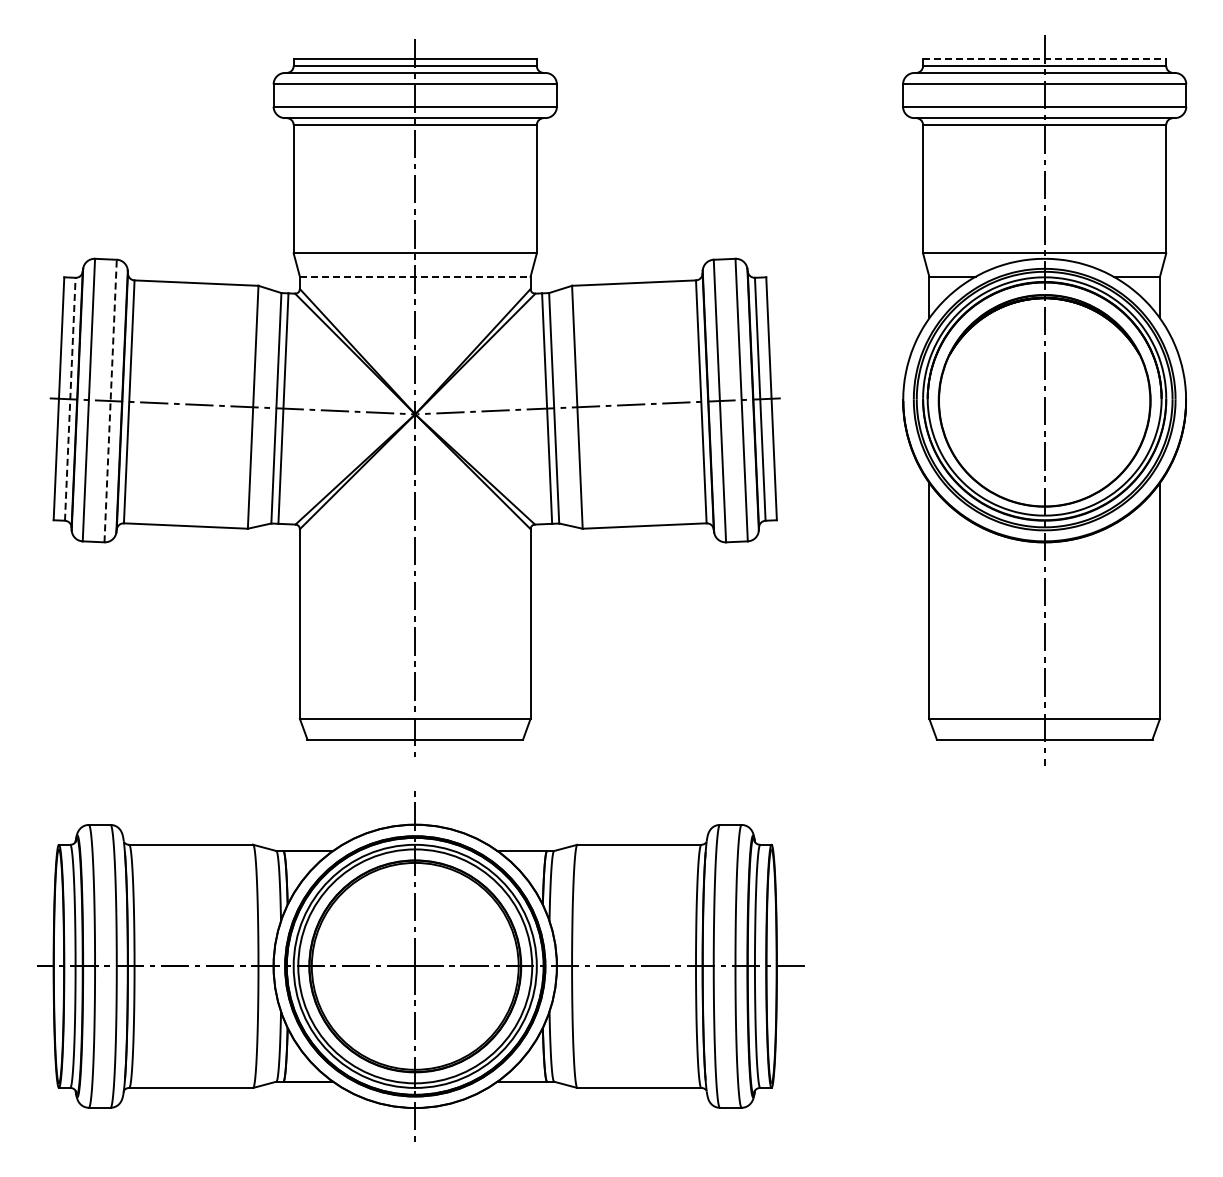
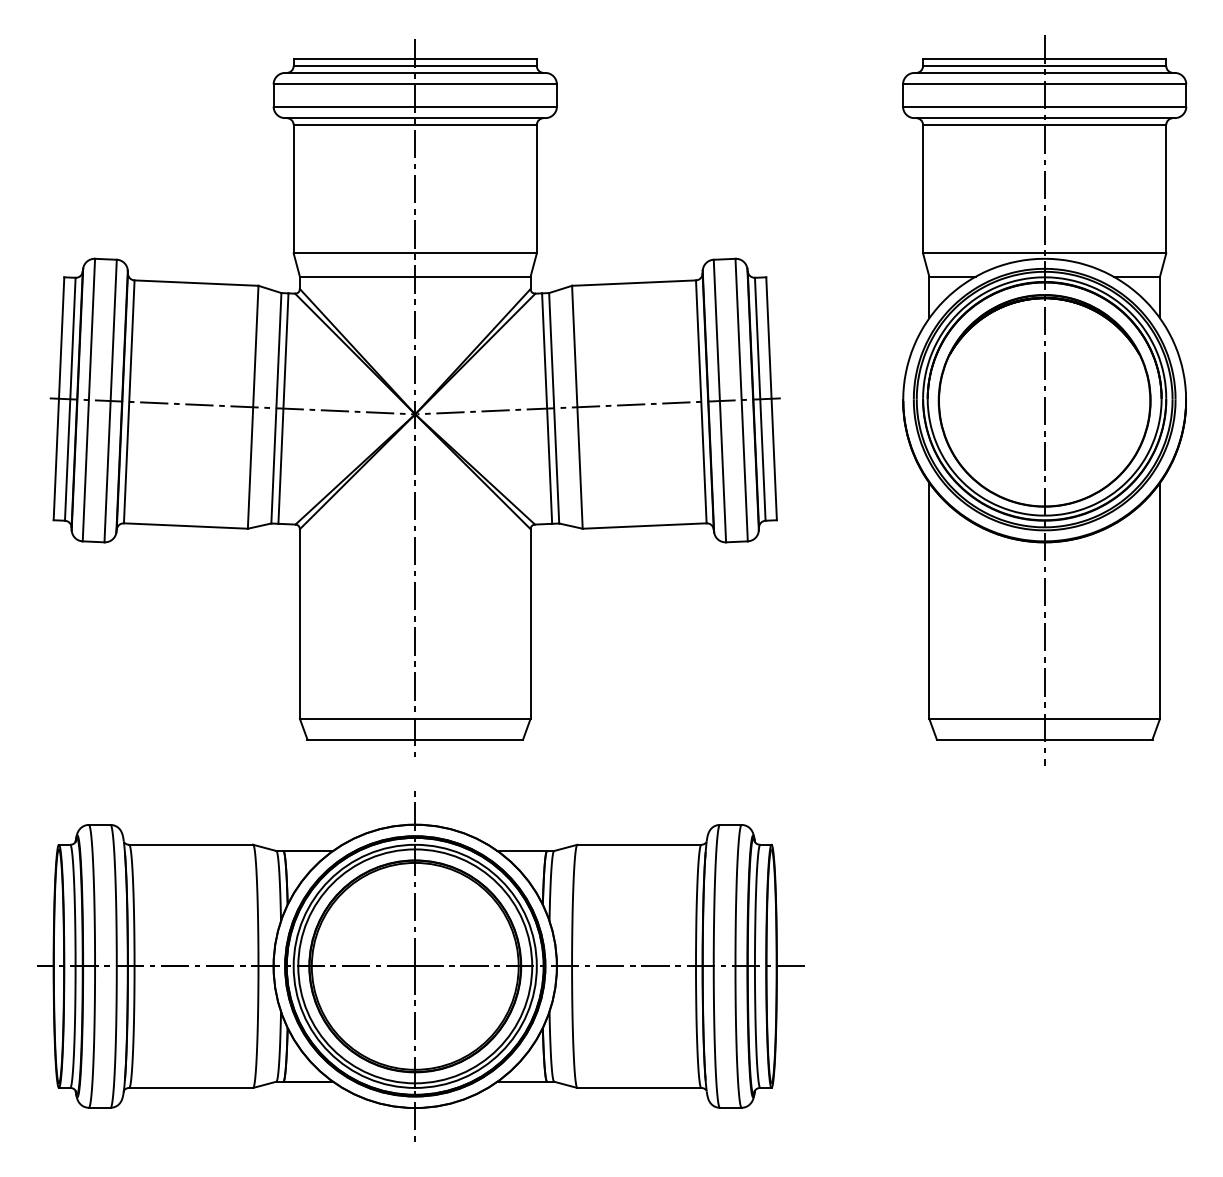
line: dashed -> solid (1044, 59)
line: dashed -> solid (415, 276)
line: dashed -> solid (70, 399)
line: dashed -> solid (110, 400)
